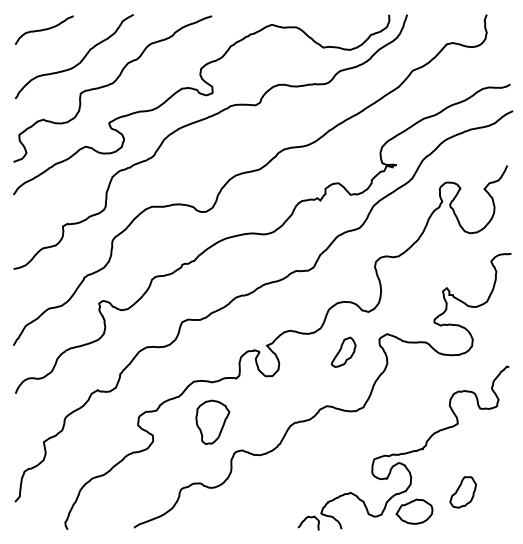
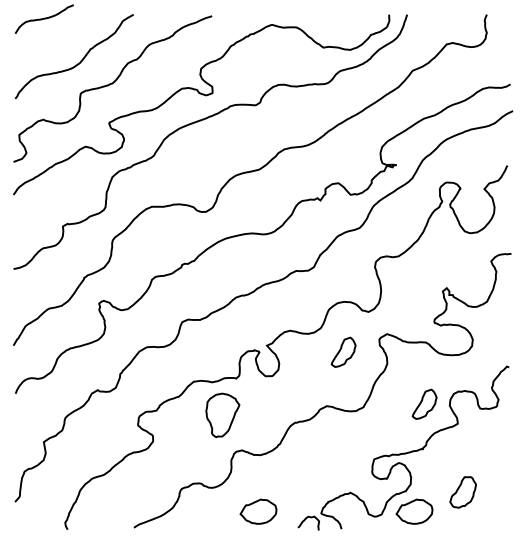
curve position: (43, 29) -> (43, 18) (43, 18)
part: none -> present (424, 403)
part position: (212, 421) -> (222, 414) (222, 414)
part: none -> present (258, 511)
